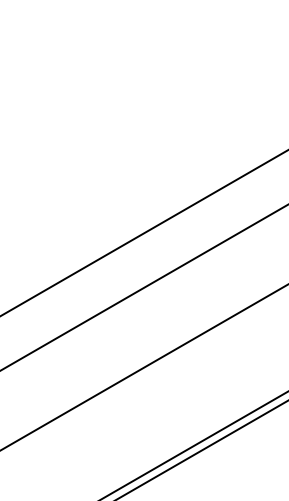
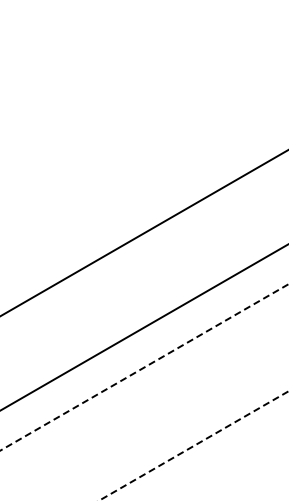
line position: (143, 287) -> (143, 327) (143, 327)
line: solid -> dashed (143, 367)
line: solid -> dashed (193, 446)
line: present -> none (202, 449)
